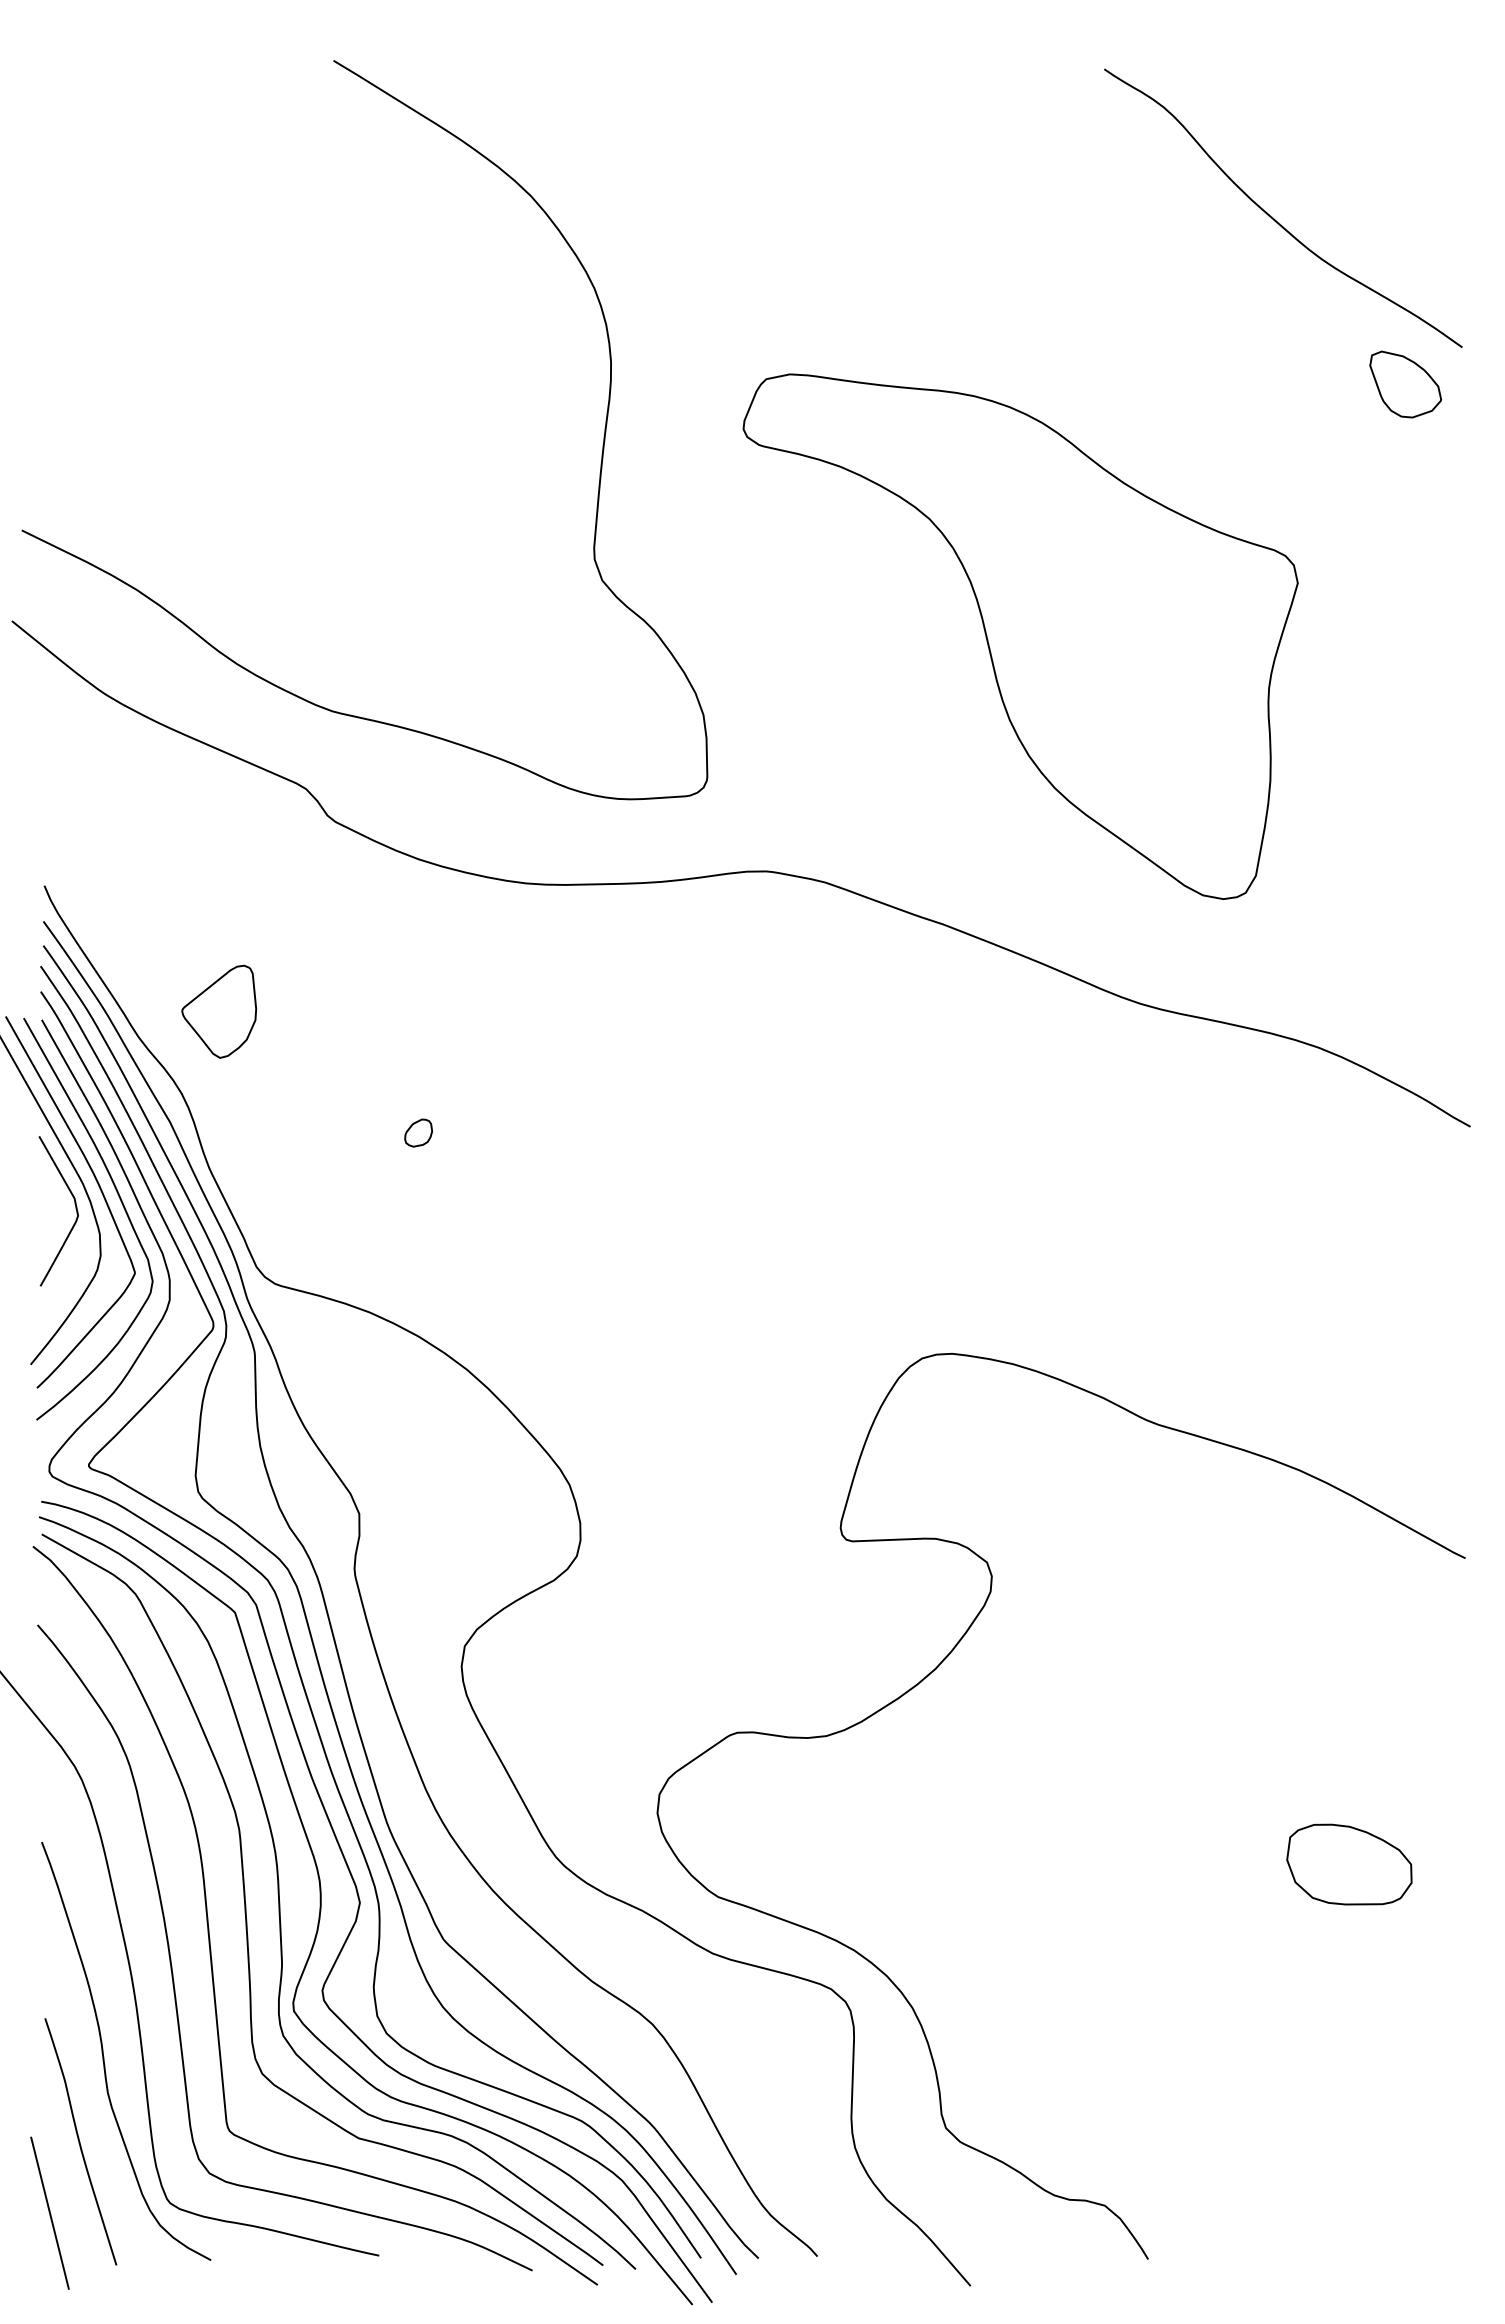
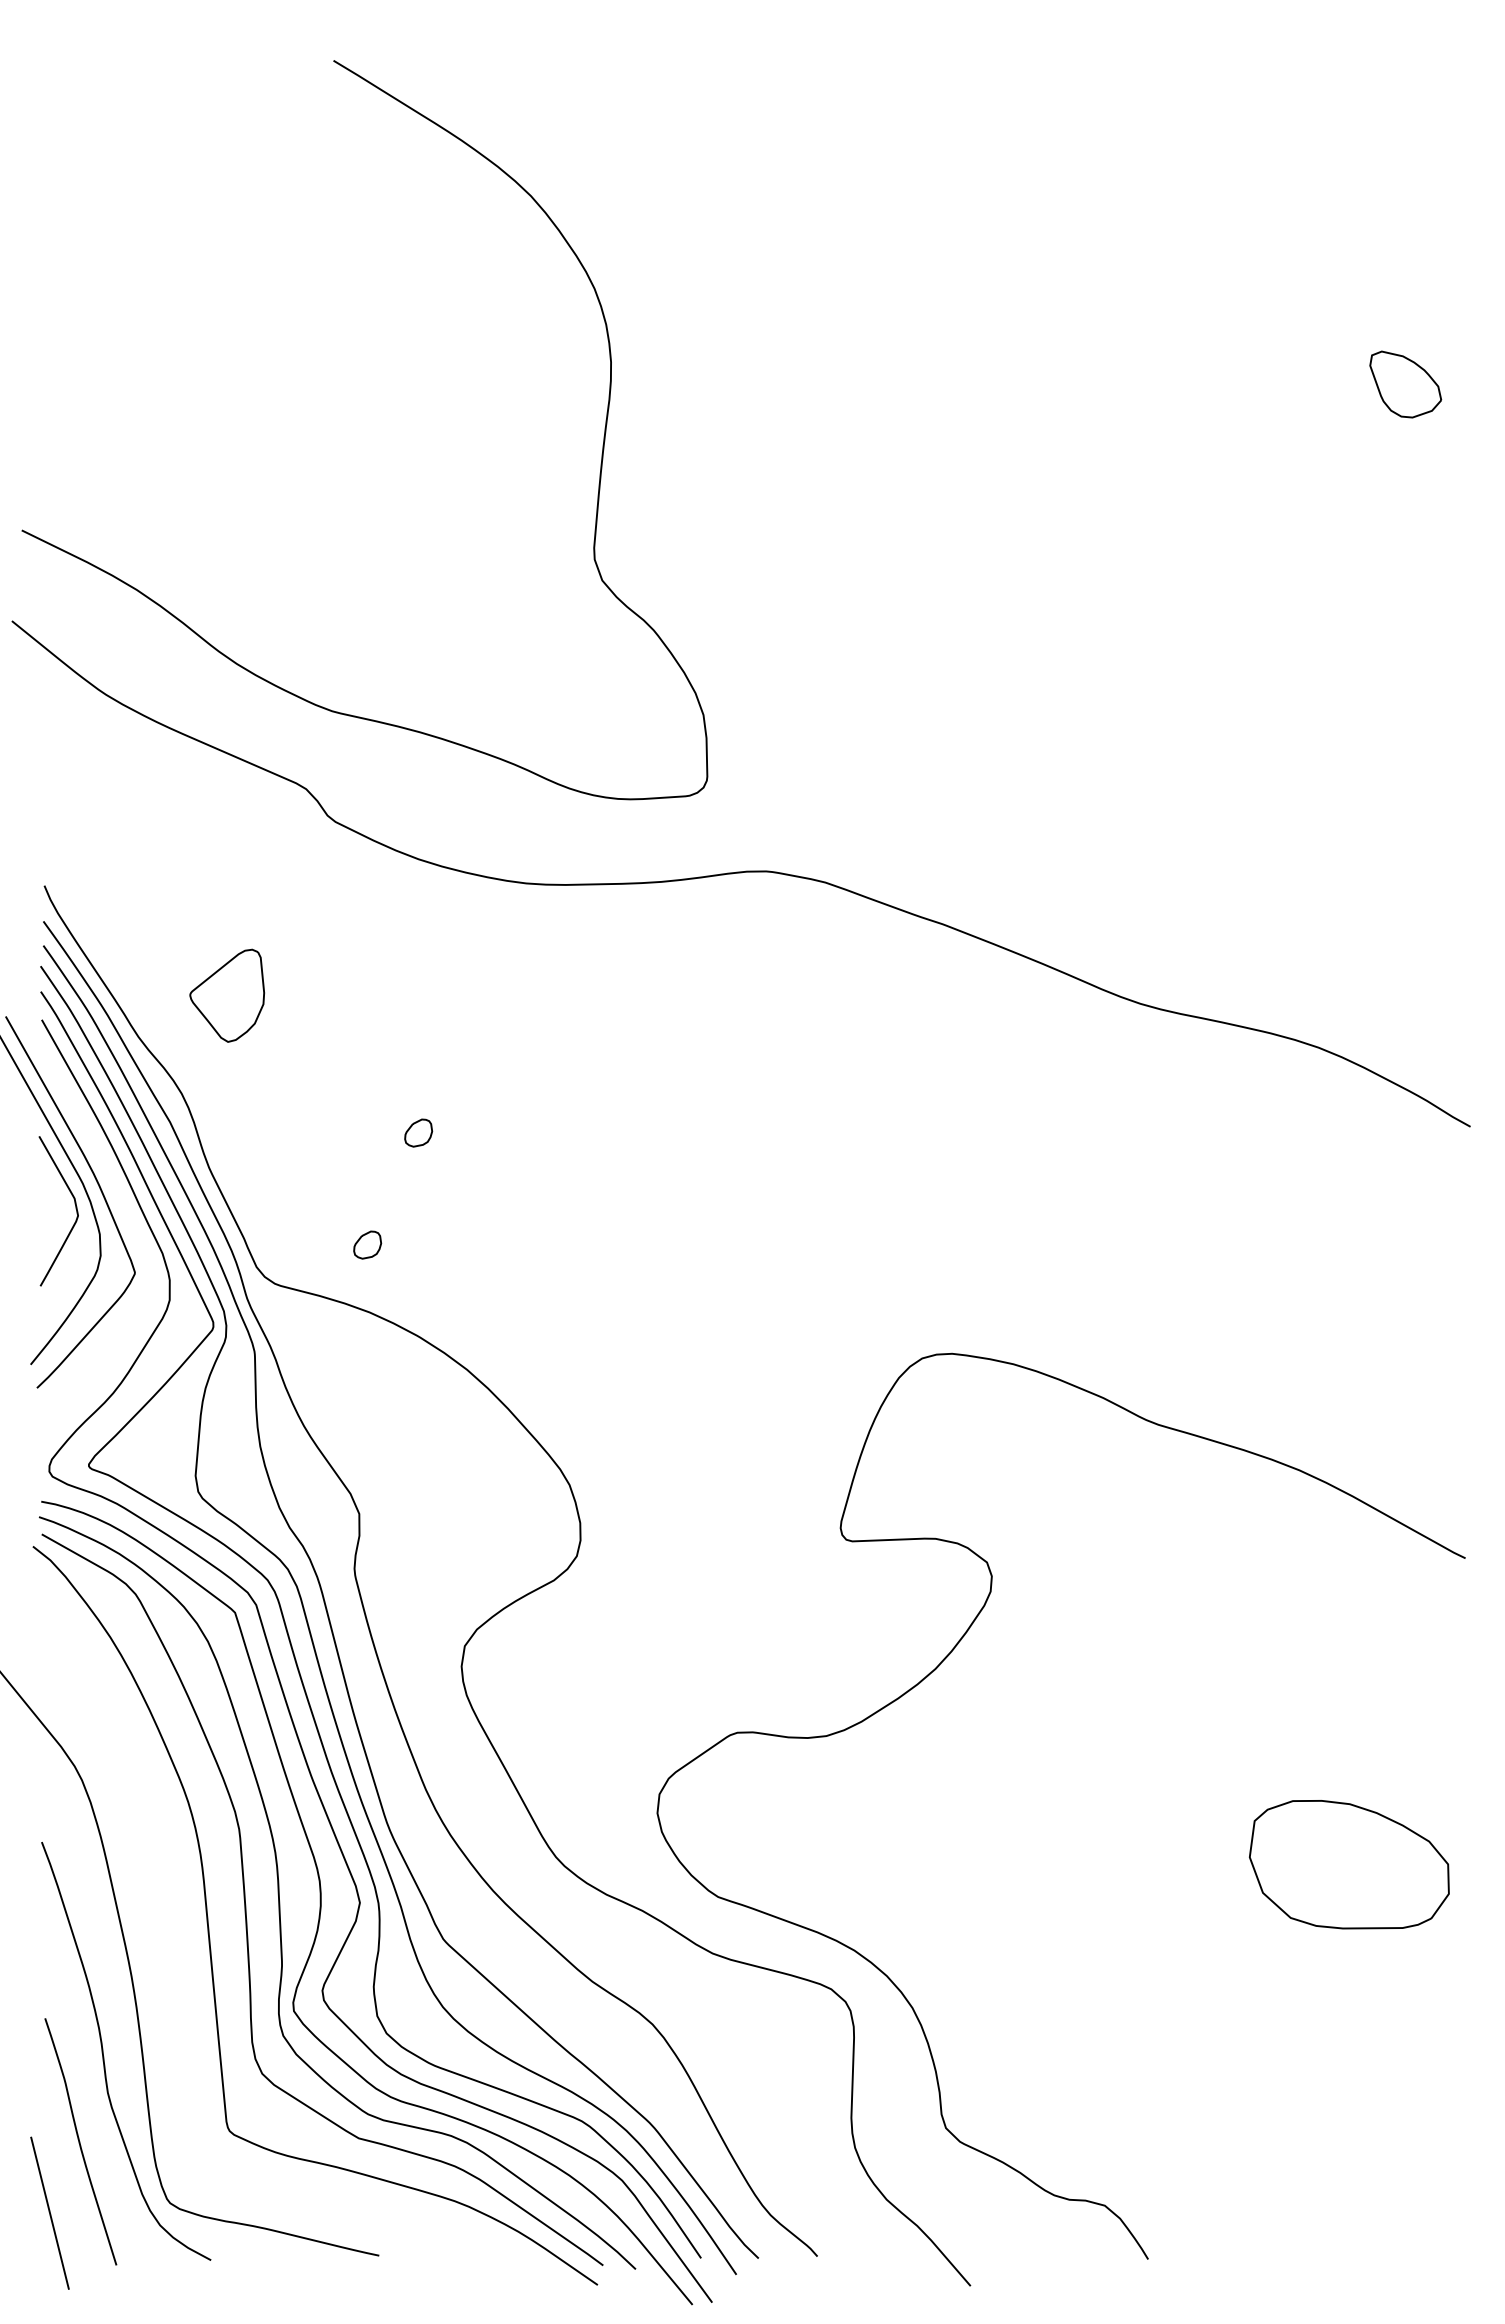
curve: present -> none (1273, 217)
part: present -> none (1020, 636)
part position: (219, 1011) -> (227, 995) (227, 995)
curve: present -> none (122, 1206)
part: none -> present (367, 1244)
part size: 127x83 px -> 201x130 px (1349, 1864)
curve: present -> none (172, 1965)
